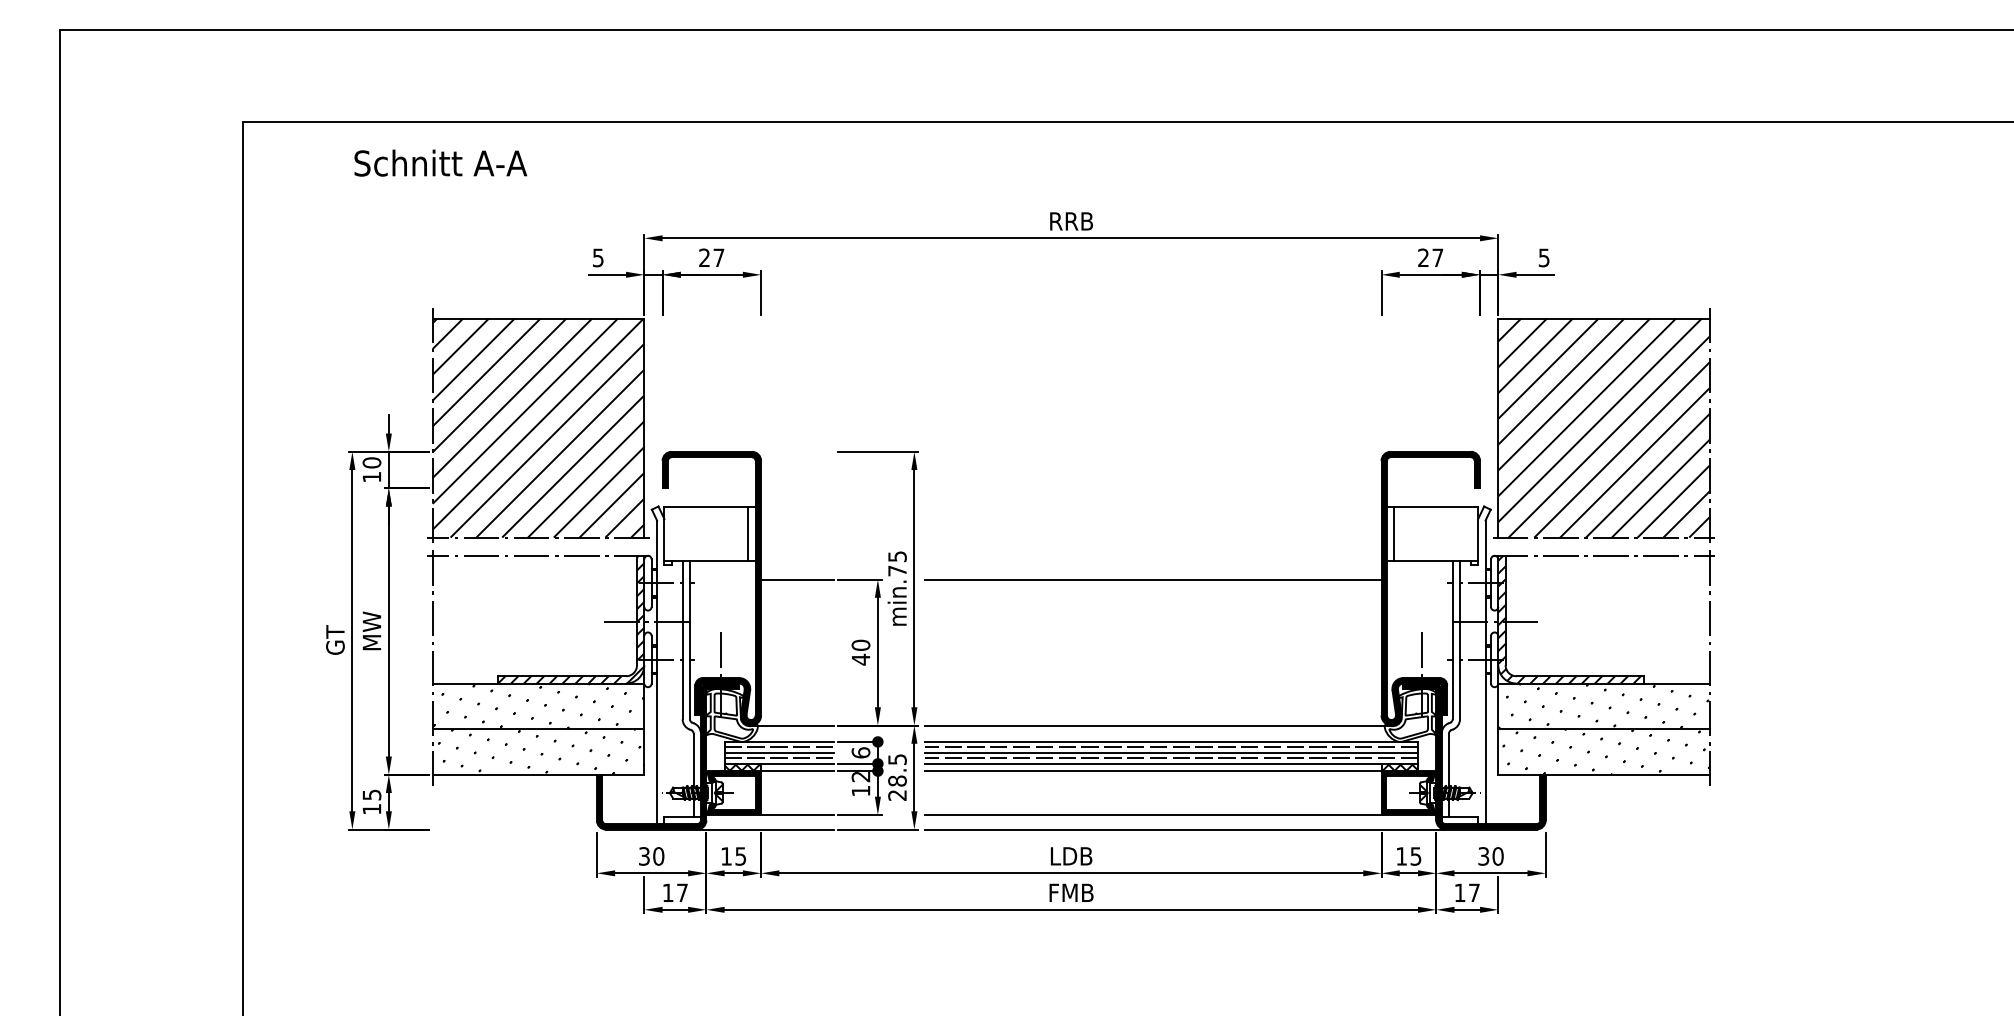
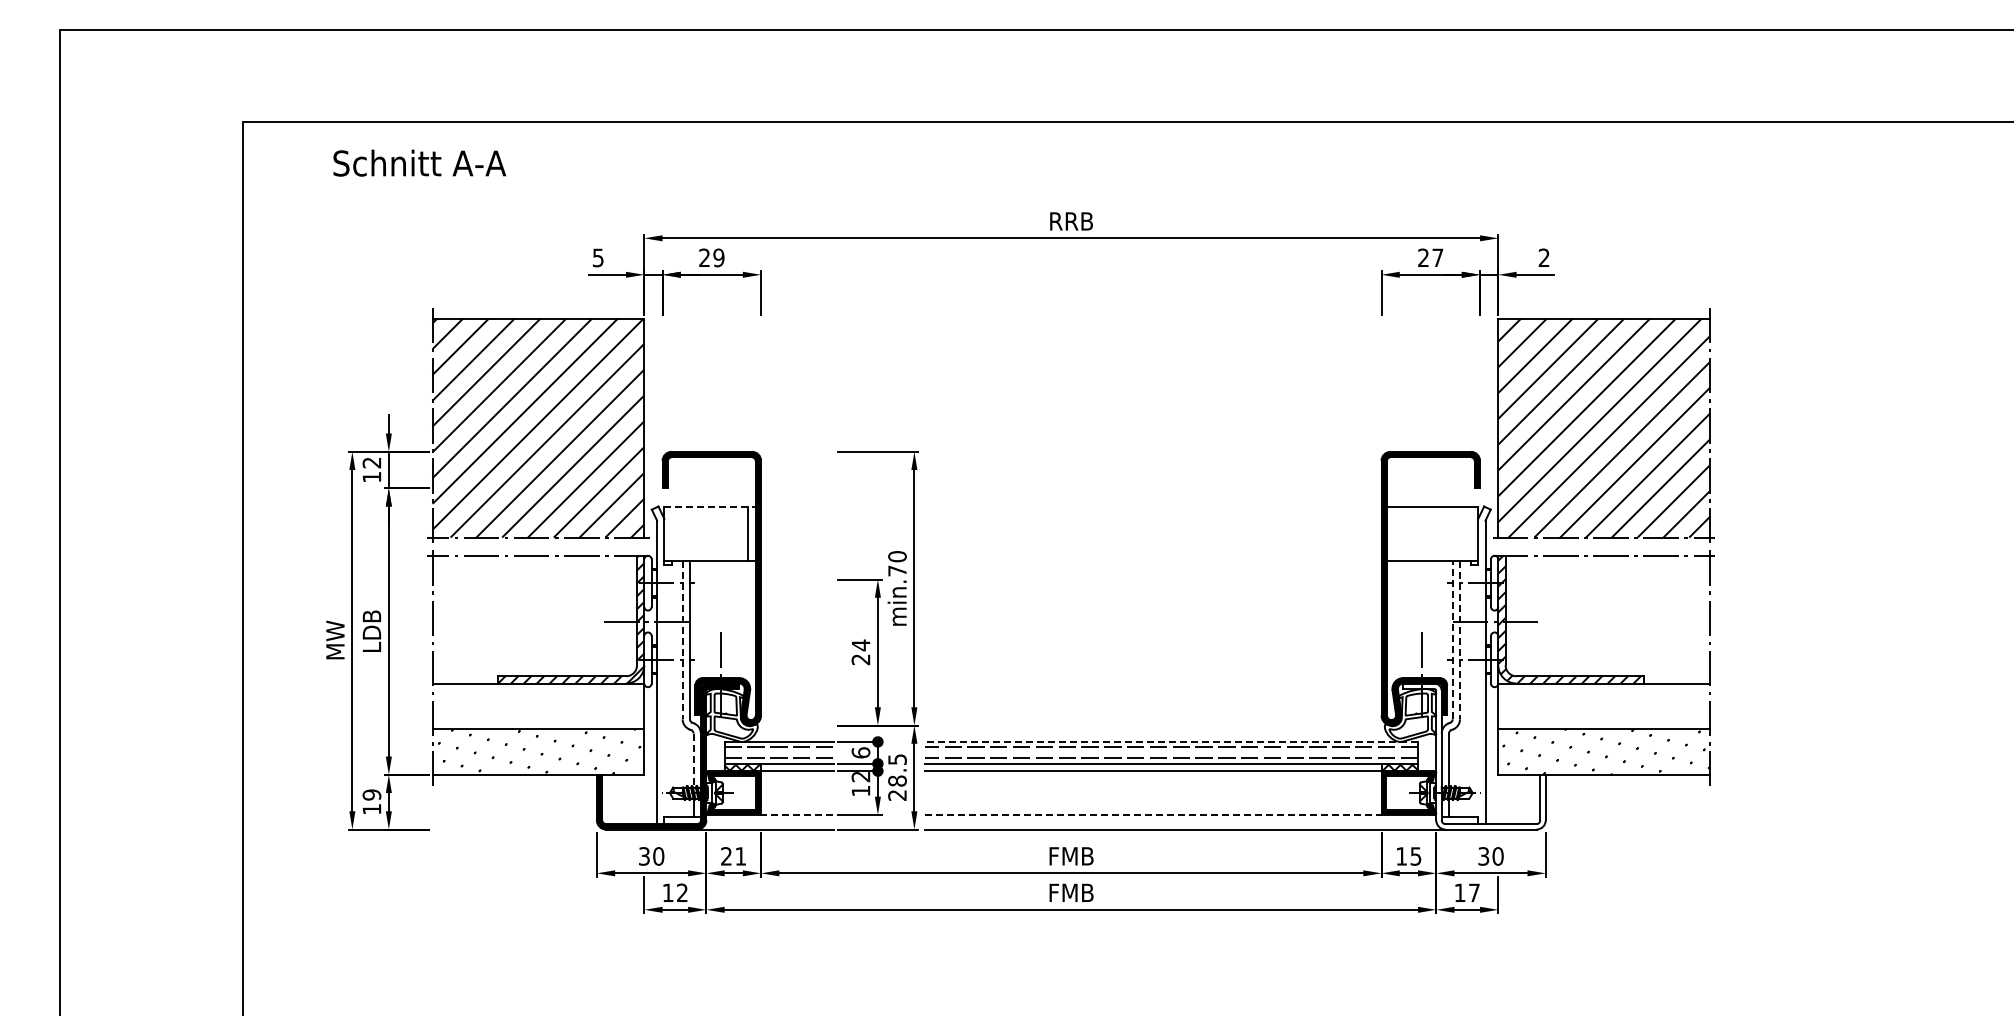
text position: (440, 162) -> (419, 162) (419, 162)
text: 27 -> 29 (718, 257)
text: 5 -> 2 (1543, 257)
text: 10 -> 12 (371, 462)
line: solid -> dashed (710, 506)
line: present -> none (1394, 533)
text: min.75 -> min.70 (897, 556)
line: present -> none (797, 579)
line: present -> none (1153, 579)
text: MW -> LDB (371, 630)
text: GT -> MW (335, 639)
line: solid -> dashed (1452, 639)
line: solid -> dashed (682, 640)
line: solid -> dashed (1459, 640)
text: 40 -> 24 (860, 652)
hatch: present -> none (538, 706)
hatch: present -> none (1603, 706)
line: present -> none (792, 725)
line: present -> none (1158, 725)
line: solid -> dashed (1171, 741)
line: present -> none (779, 752)
line: present -> none (1171, 752)
fill: present -> none (1474, 756)
line: solid -> dashed (693, 761)
text: 15 -> 19 (371, 794)
line: solid -> dashed (797, 814)
line: solid -> dashed (1153, 814)
text: 15 -> 21 (733, 856)
text: LDB -> FMB (1071, 856)
text: 17 -> 12 (682, 892)
